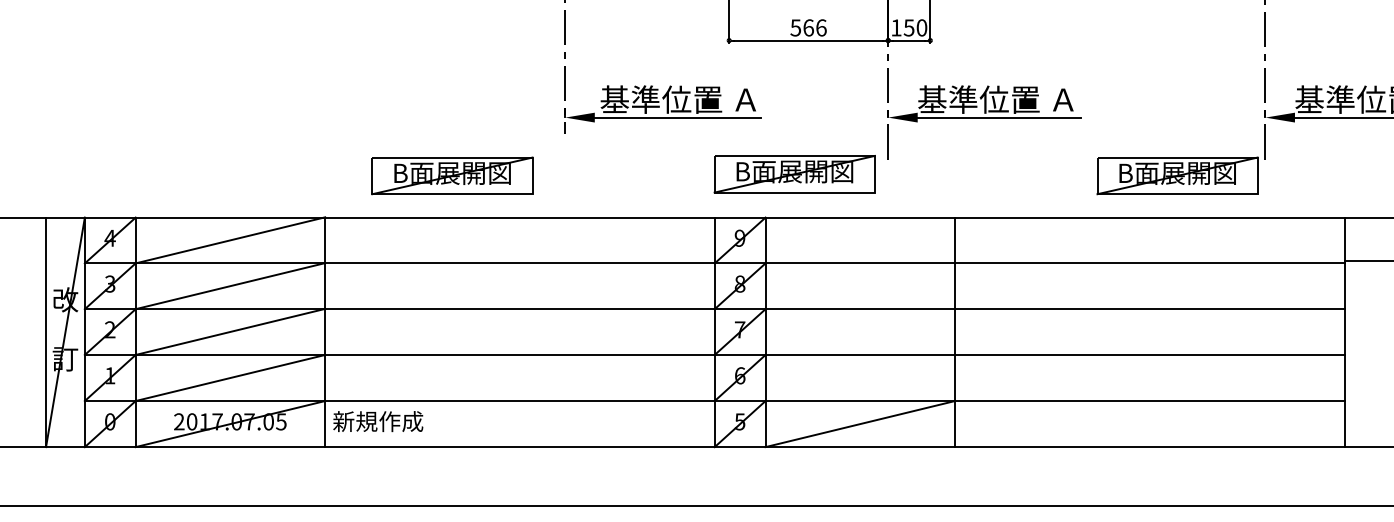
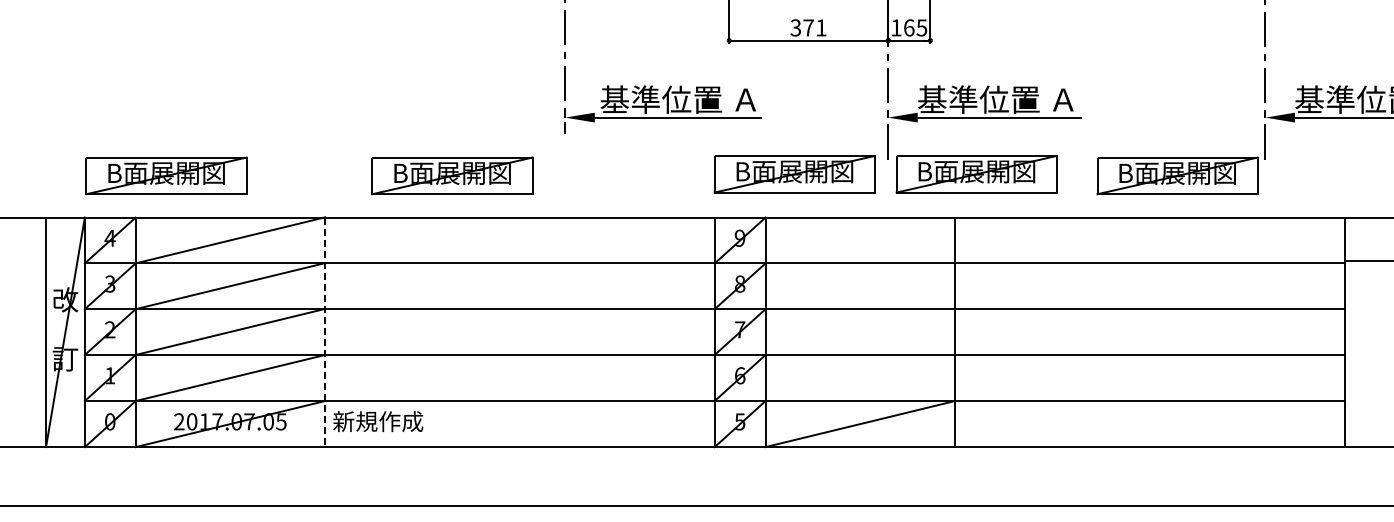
text: 566 -> 371 (808, 27)
text: 150 -> 165 (915, 27)
part: none -> present (976, 174)
part: none -> present (166, 175)
line: solid -> dashed (325, 332)
